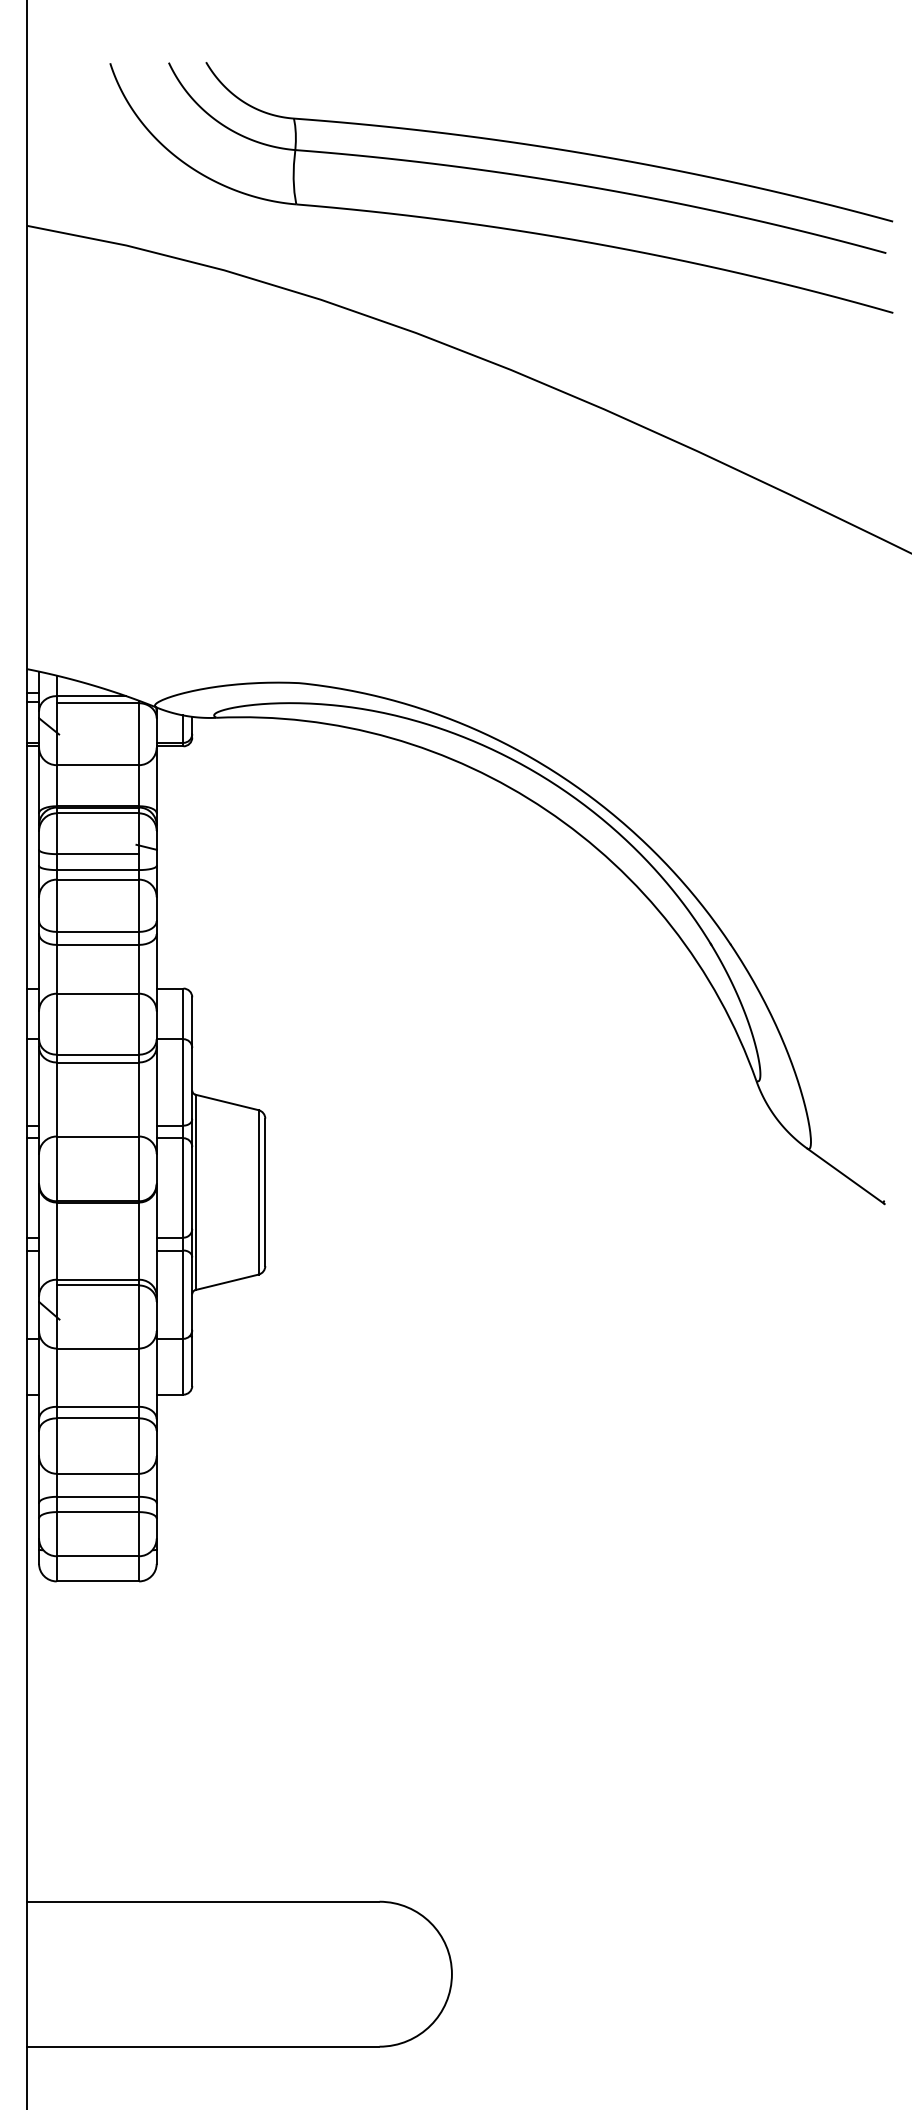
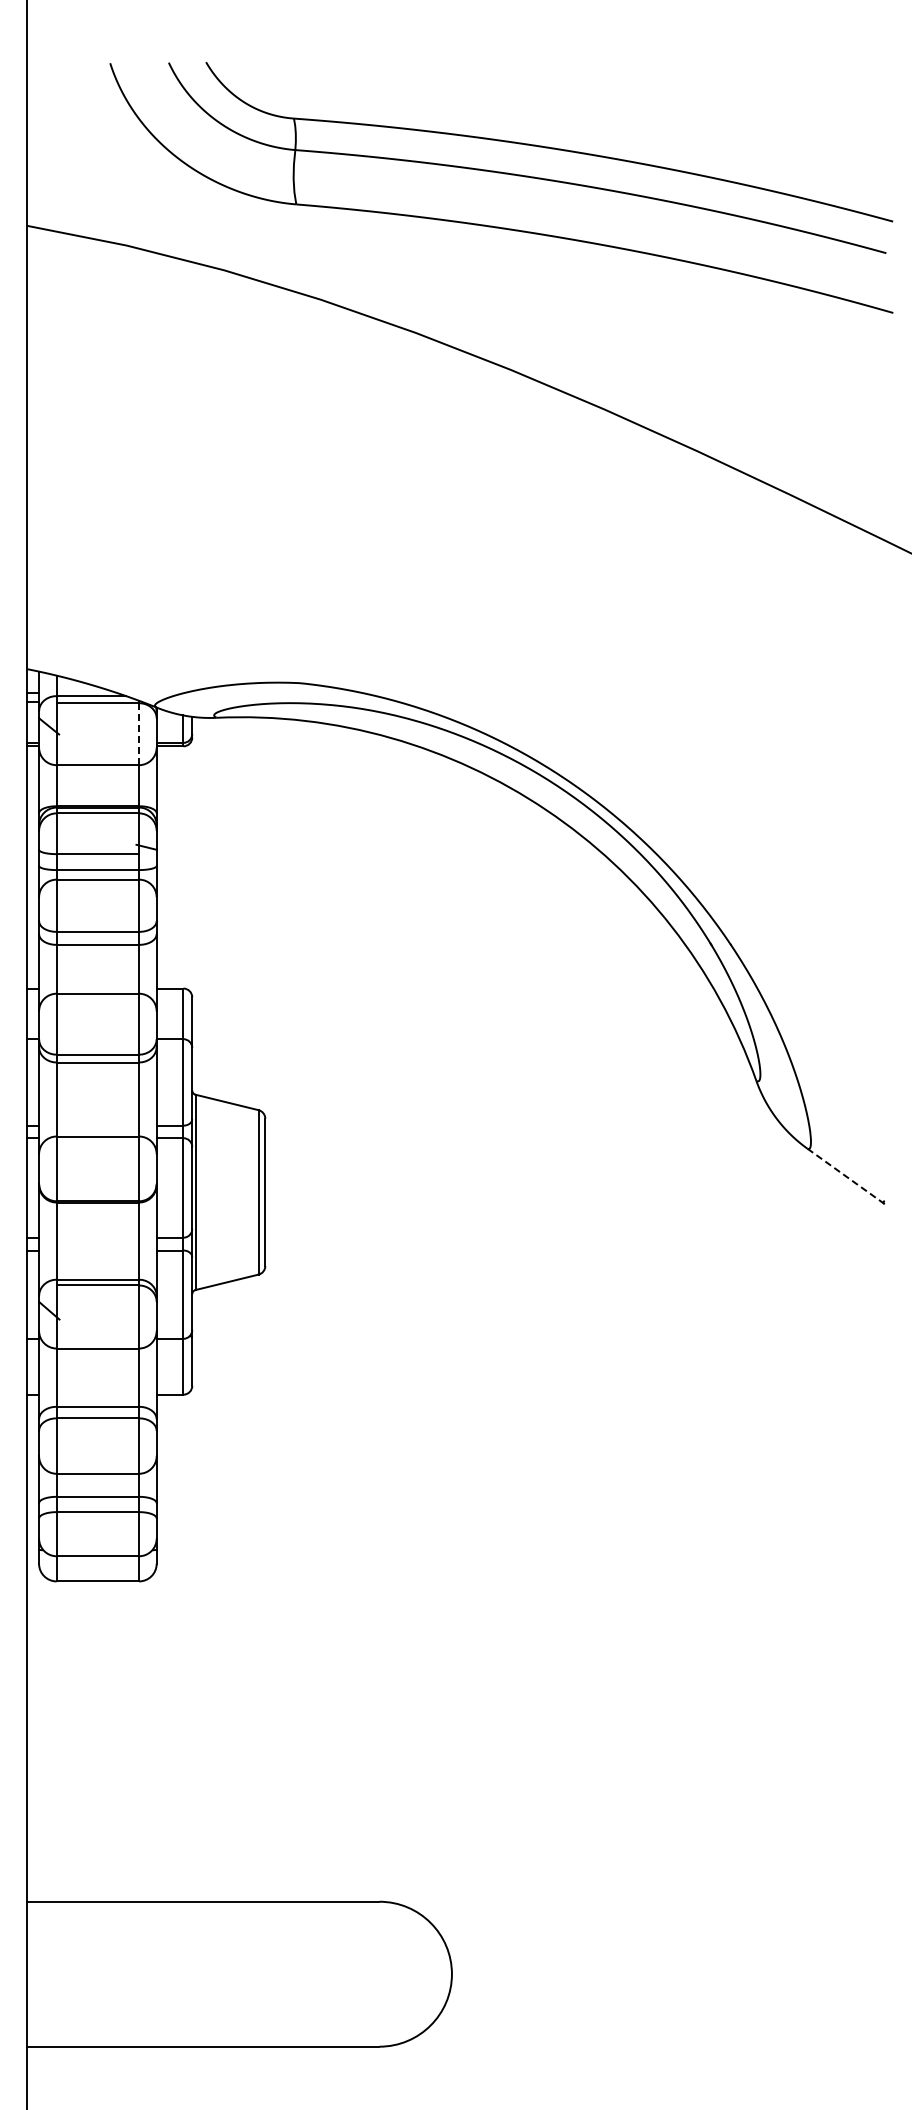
line: solid -> dashed (139, 734)
line: solid -> dashed (845, 1176)
